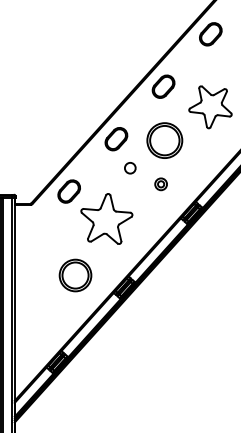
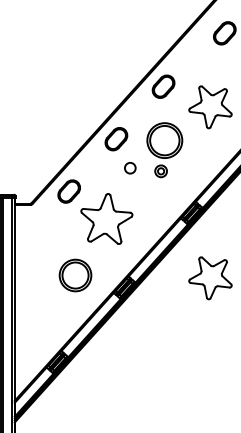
part position: (210, 34) -> (224, 33) (224, 33)
part position: (160, 184) -> (160, 171) (160, 171)
part: none -> present (210, 278)
